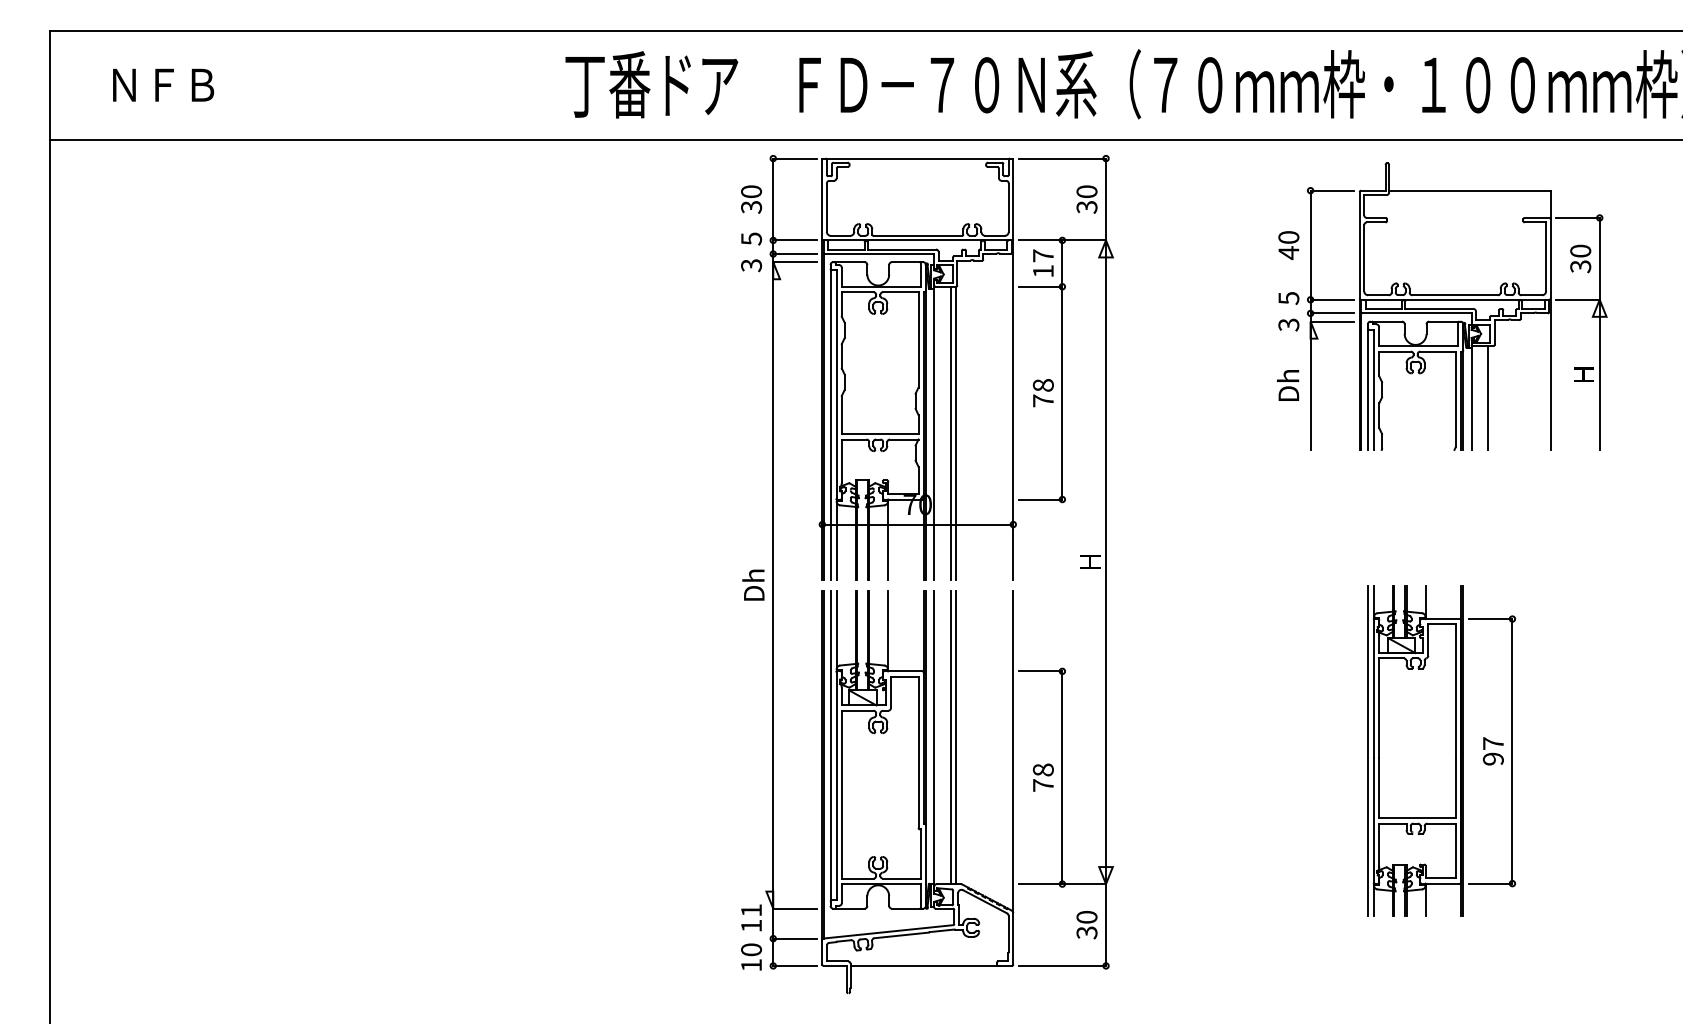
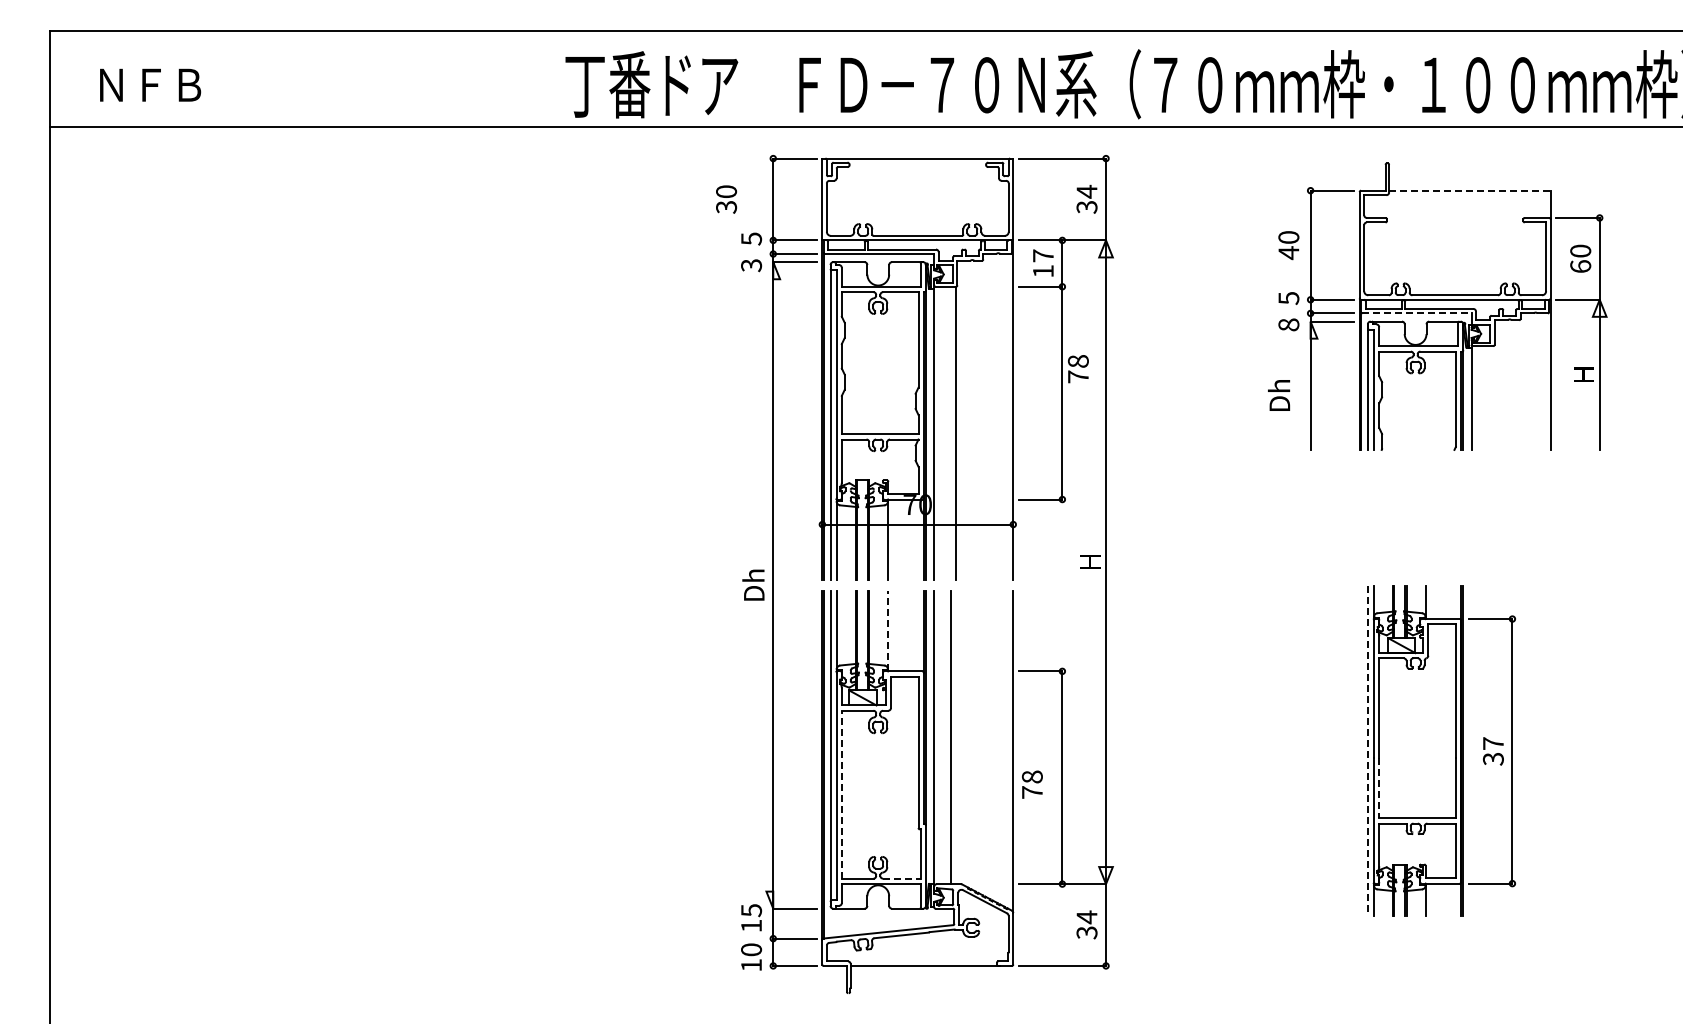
text position: (163, 84) -> (150, 84) (150, 84)
line position: (864, 139) -> (864, 126) (864, 126)
line: solid -> dashed (1469, 190)
text: 30 -> 34 (1086, 191)
text position: (751, 199) -> (726, 199) (726, 199)
text: 30 -> 60 (1580, 266)
line: solid -> dashed (1416, 313)
text: 3 -> 8 (1288, 324)
text position: (1288, 385) -> (1279, 395) (1279, 395)
text position: (1043, 393) -> (1078, 369) (1078, 369)
line: present -> none (1487, 397)
line: present -> none (950, 432)
line: solid -> dashed (888, 630)
line: present -> none (956, 737)
line: solid -> dashed (1367, 751)
text: 97 -> 37 (1493, 758)
text position: (1043, 777) -> (1032, 784) (1032, 784)
line: solid -> dashed (1379, 788)
line: solid -> dashed (841, 794)
line: solid -> dashed (901, 878)
text: 11 -> 15 (751, 910)
text: 30 -> 34 (1086, 917)
